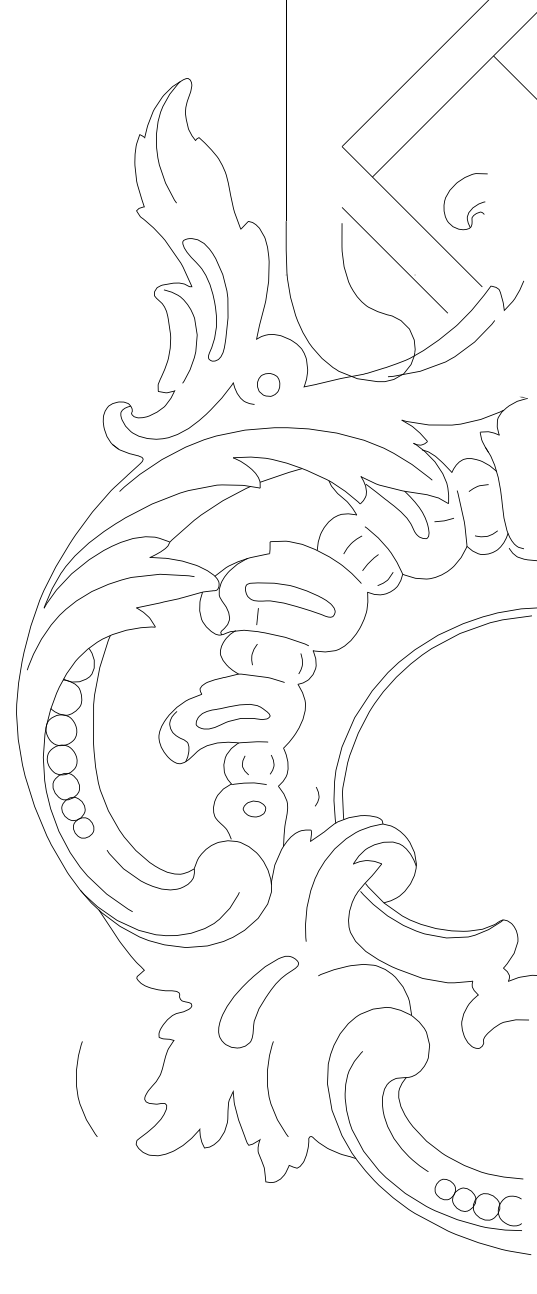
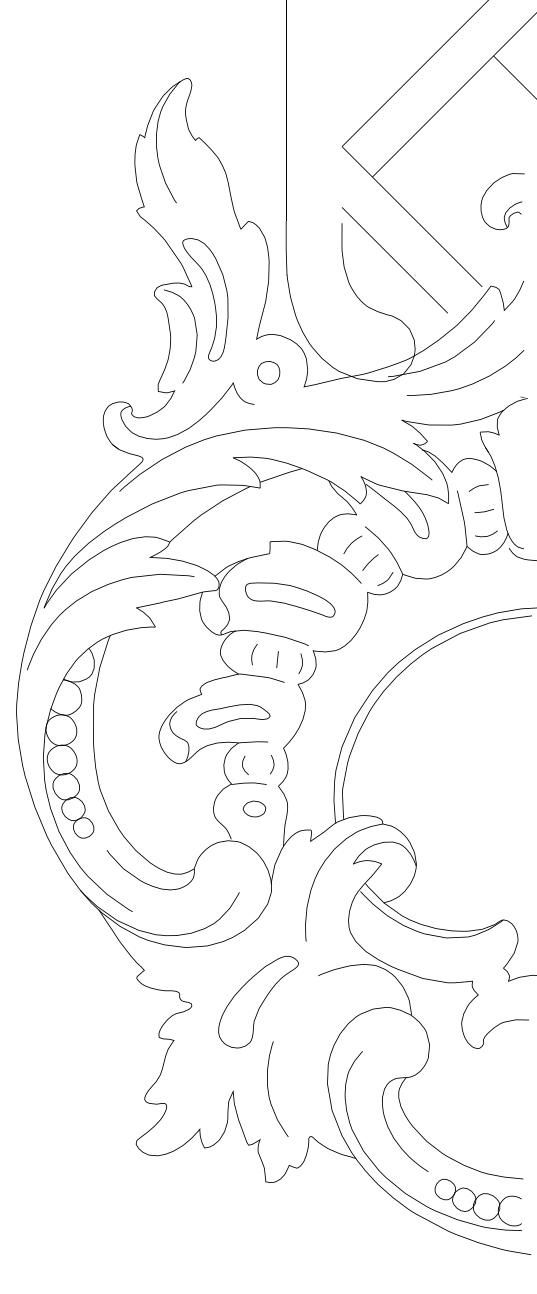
part position: (472, 207) -> (509, 207) (509, 207)
part position: (268, 384) -> (268, 372) (268, 372)
curve: none -> present (469, 384)
curve position: (443, 520) -> (483, 511) (483, 511)
line position: (257, 616) -> (277, 659) (277, 659)
curve: present -> none (318, 796)
curve: present -> none (77, 1088)
